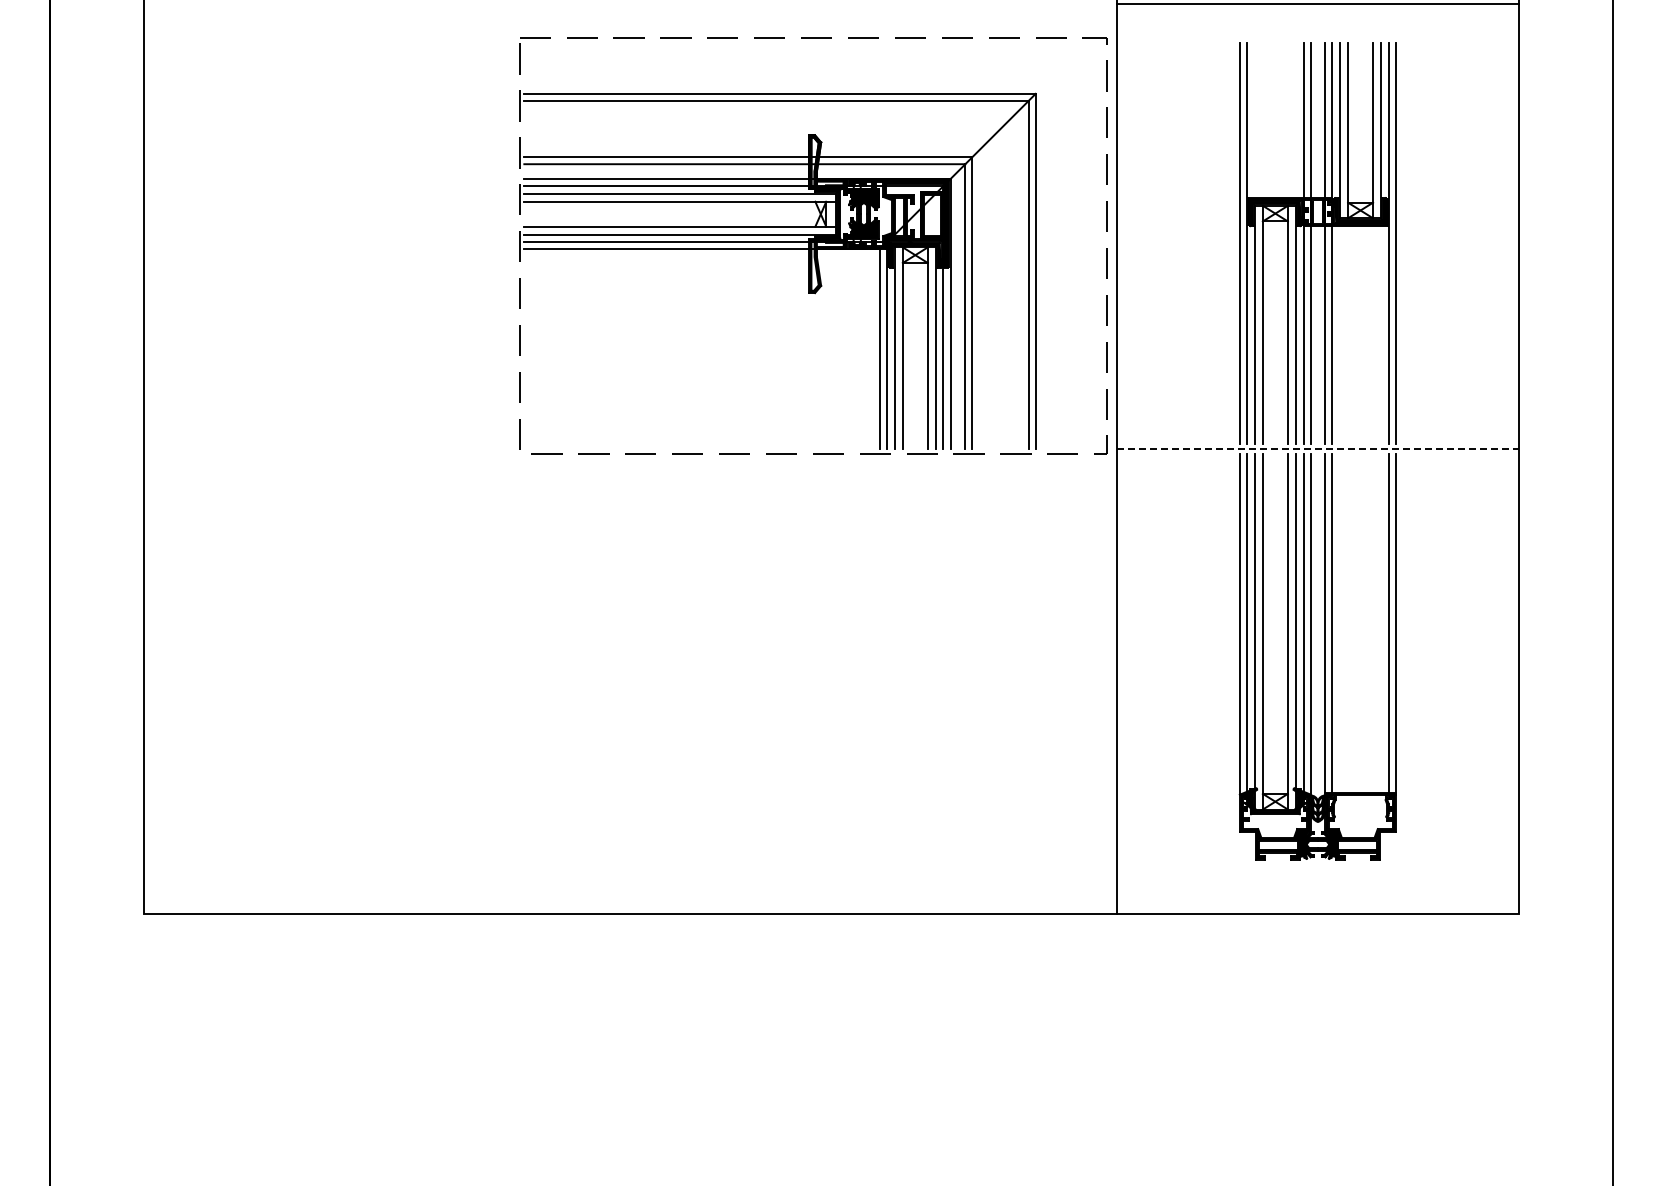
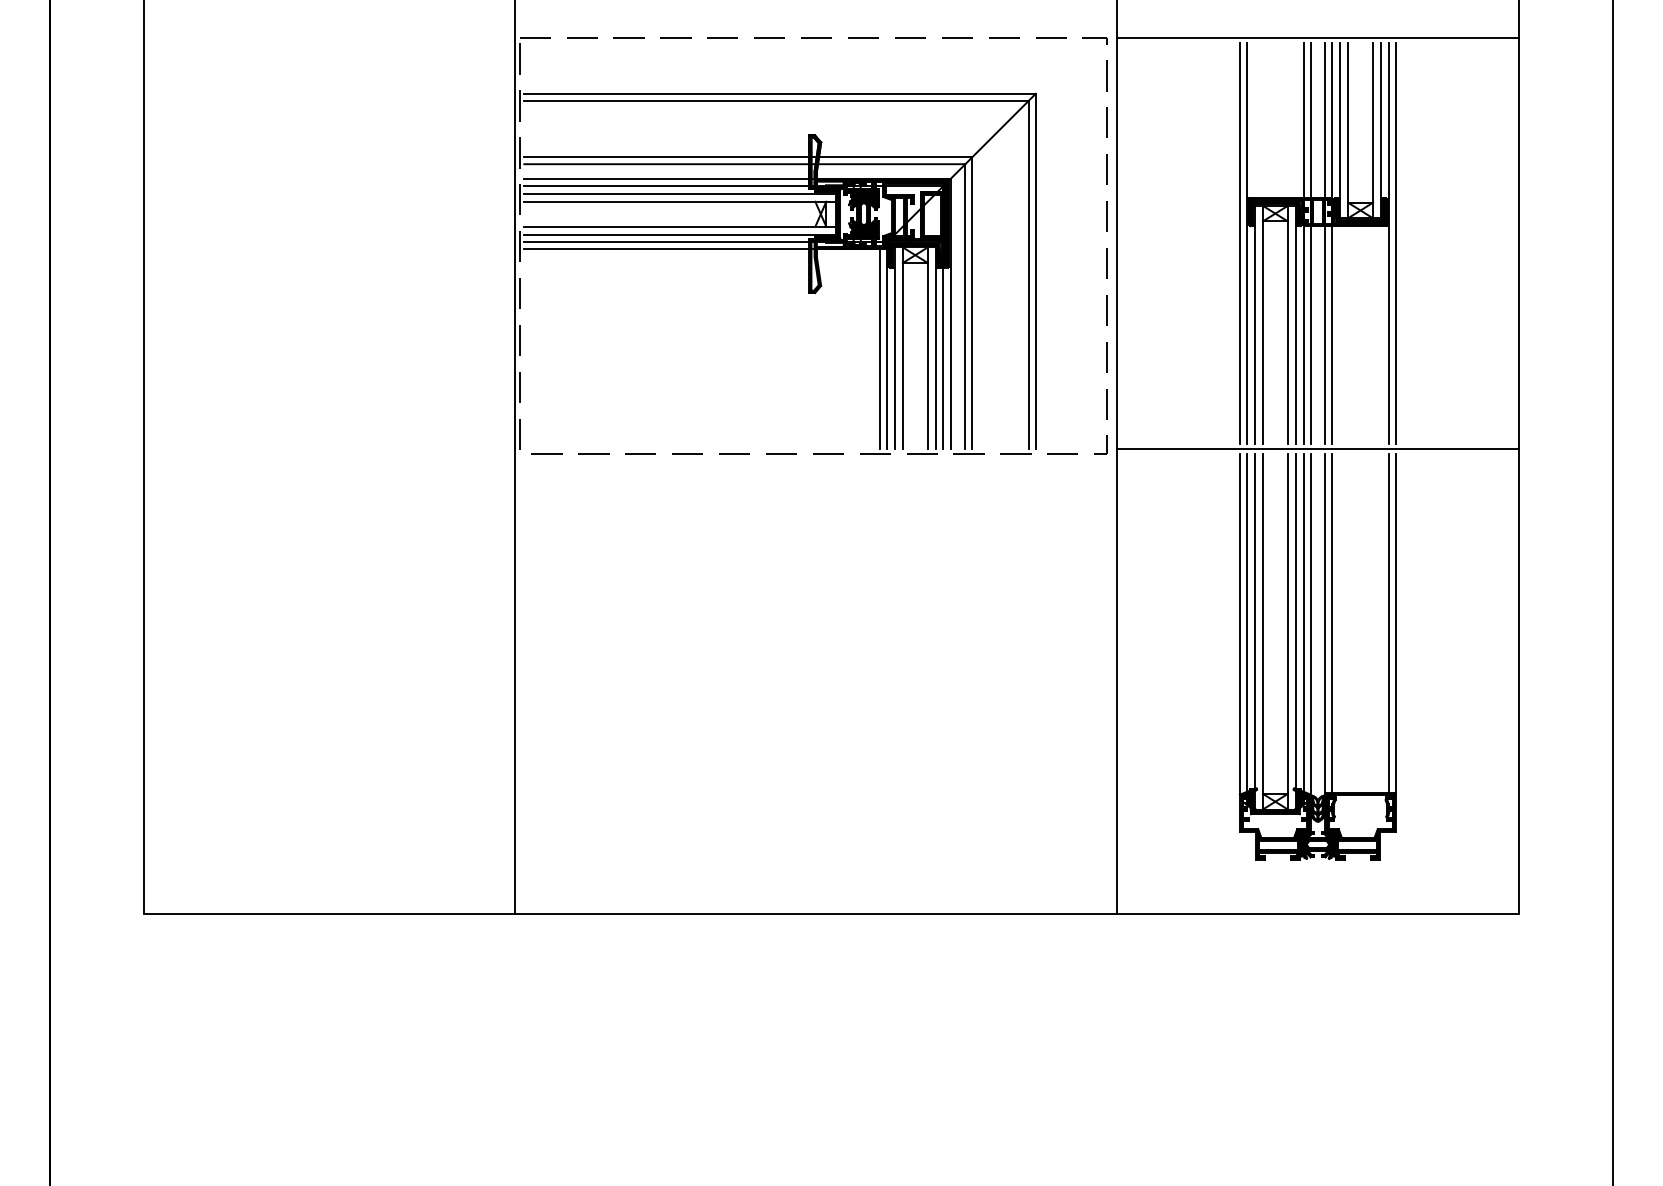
line position: (1317, 4) -> (1317, 38) (1317, 38)
line: dashed -> solid (1318, 449)
line: none -> present (514, 458)
